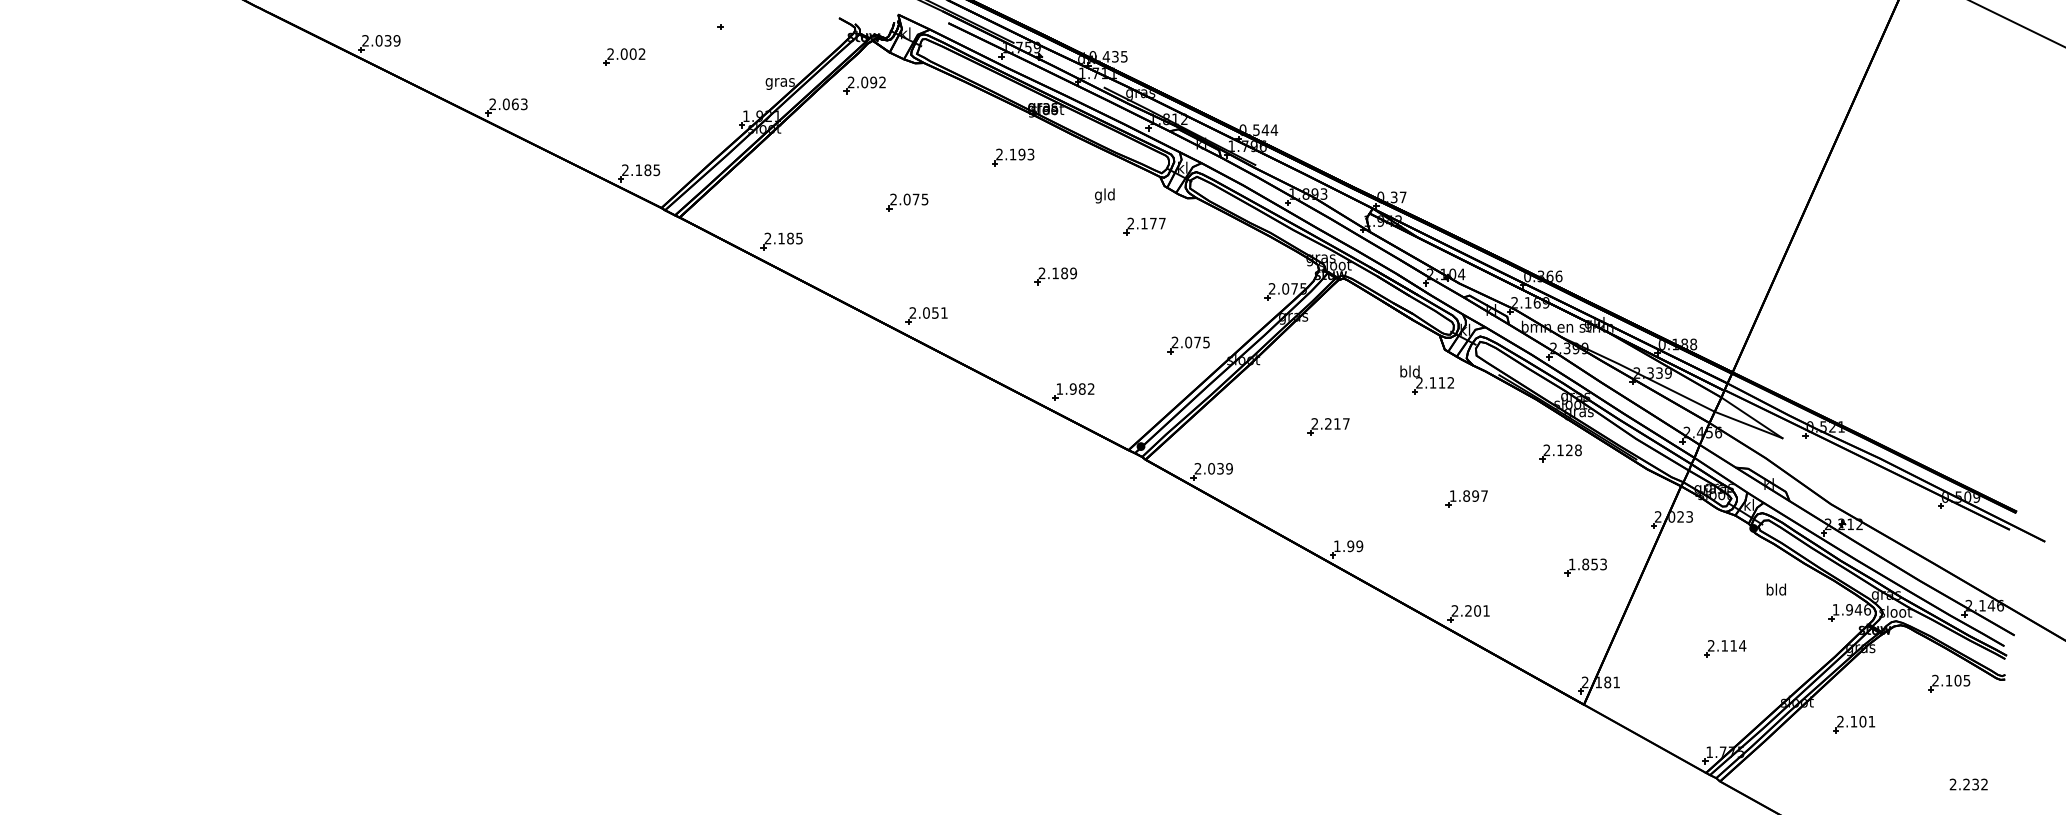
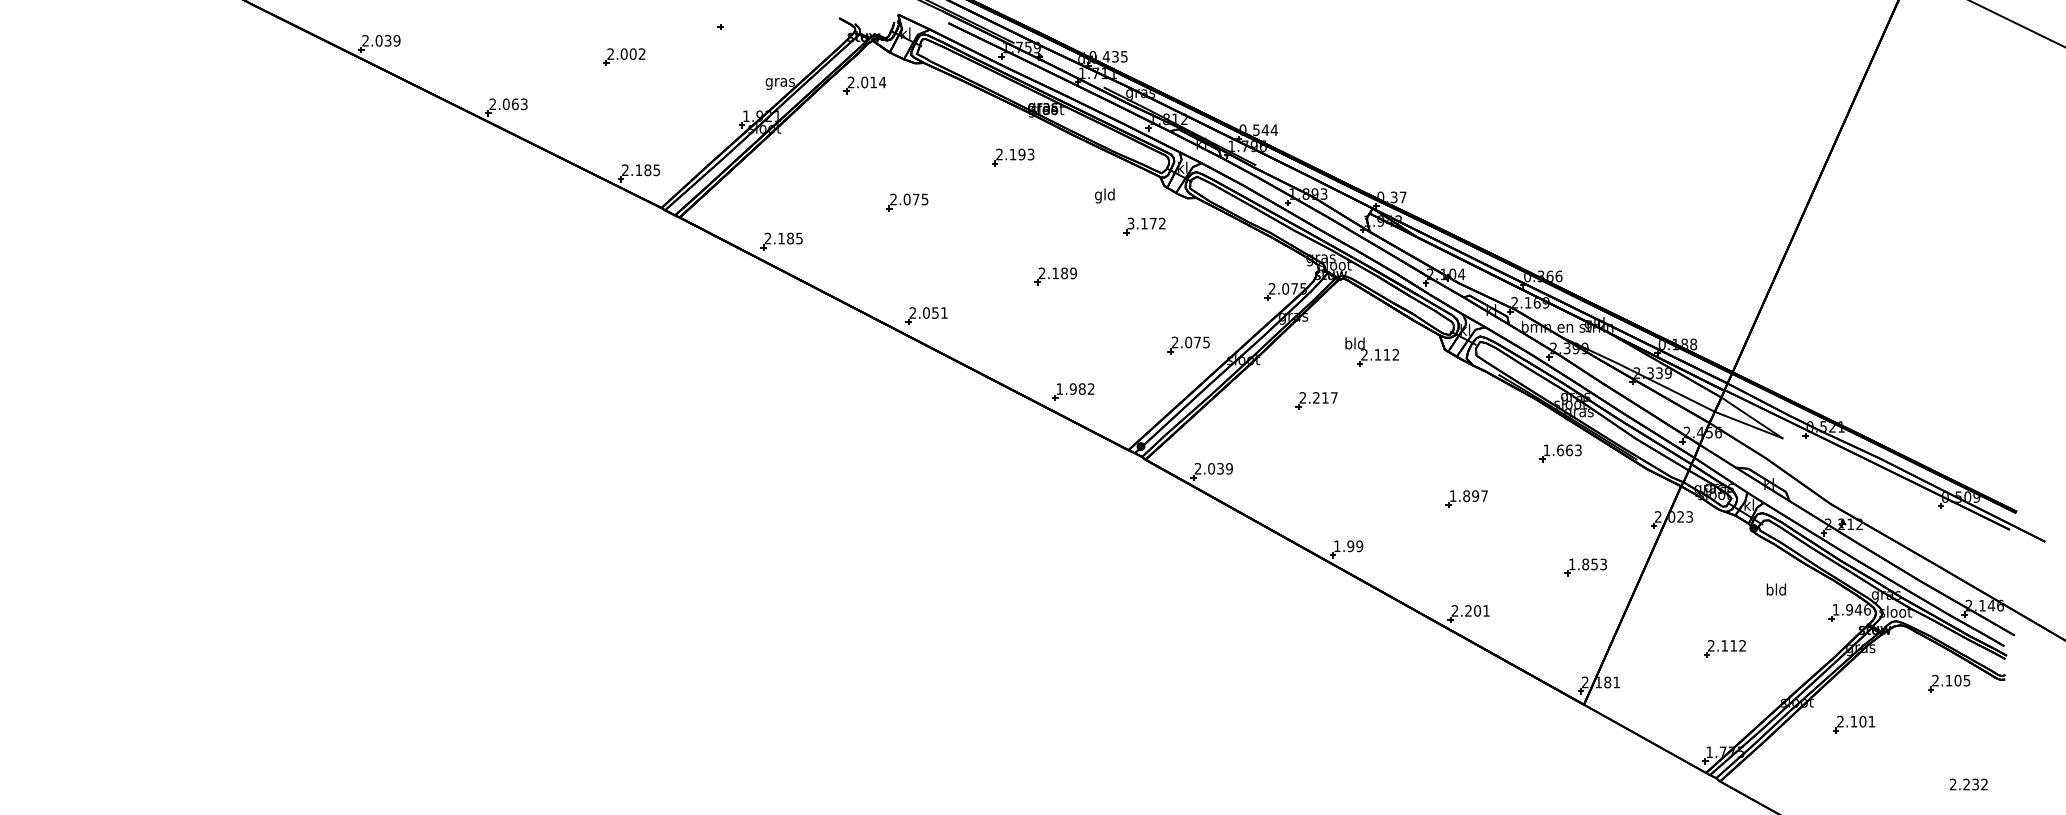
text: 2.092 -> 2.014 (878, 82)
text: 2.177 -> 3.172 (1146, 223)
part position: (1426, 379) -> (1371, 351) (1371, 351)
part position: (1328, 426) -> (1316, 400) (1316, 400)
text: 2.128 -> 1.663 (1562, 450)
text: 2.114 -> 2.112 (1742, 645)
